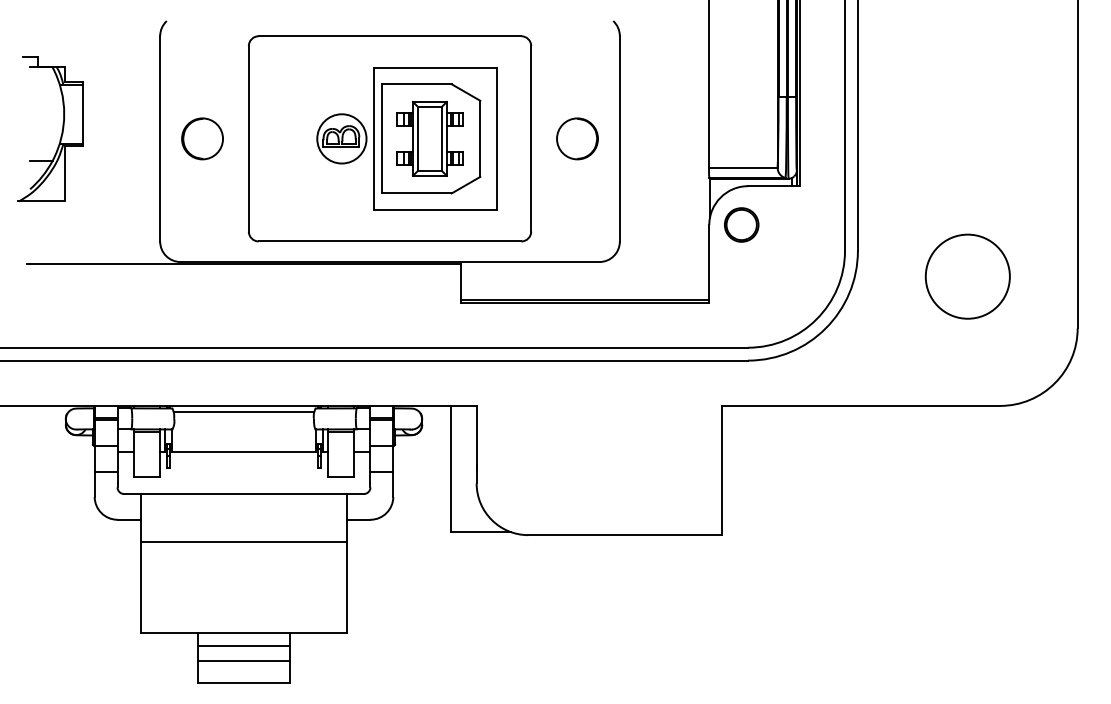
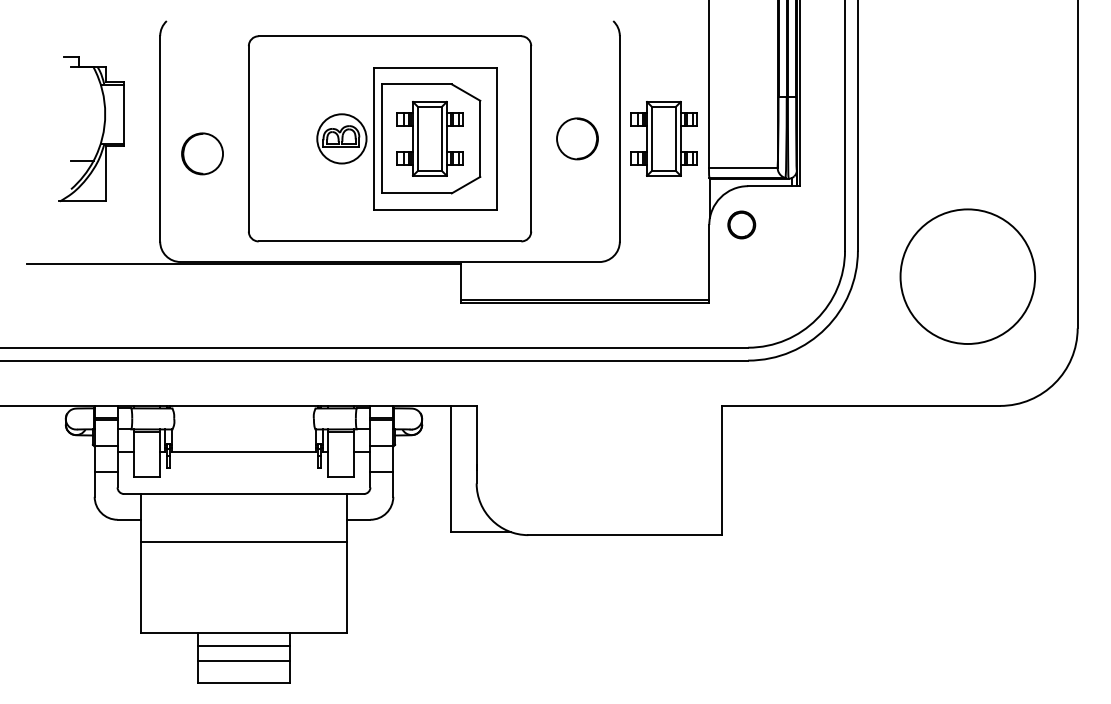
part position: (61, 131) -> (102, 131) (102, 131)
part position: (202, 138) -> (202, 153) (202, 153)
part: none -> present (663, 138)
part size: 36x36 px -> 30x30 px (741, 224)
circle diameter: 84 px -> 135 px (967, 276)
line: present -> none (243, 412)
